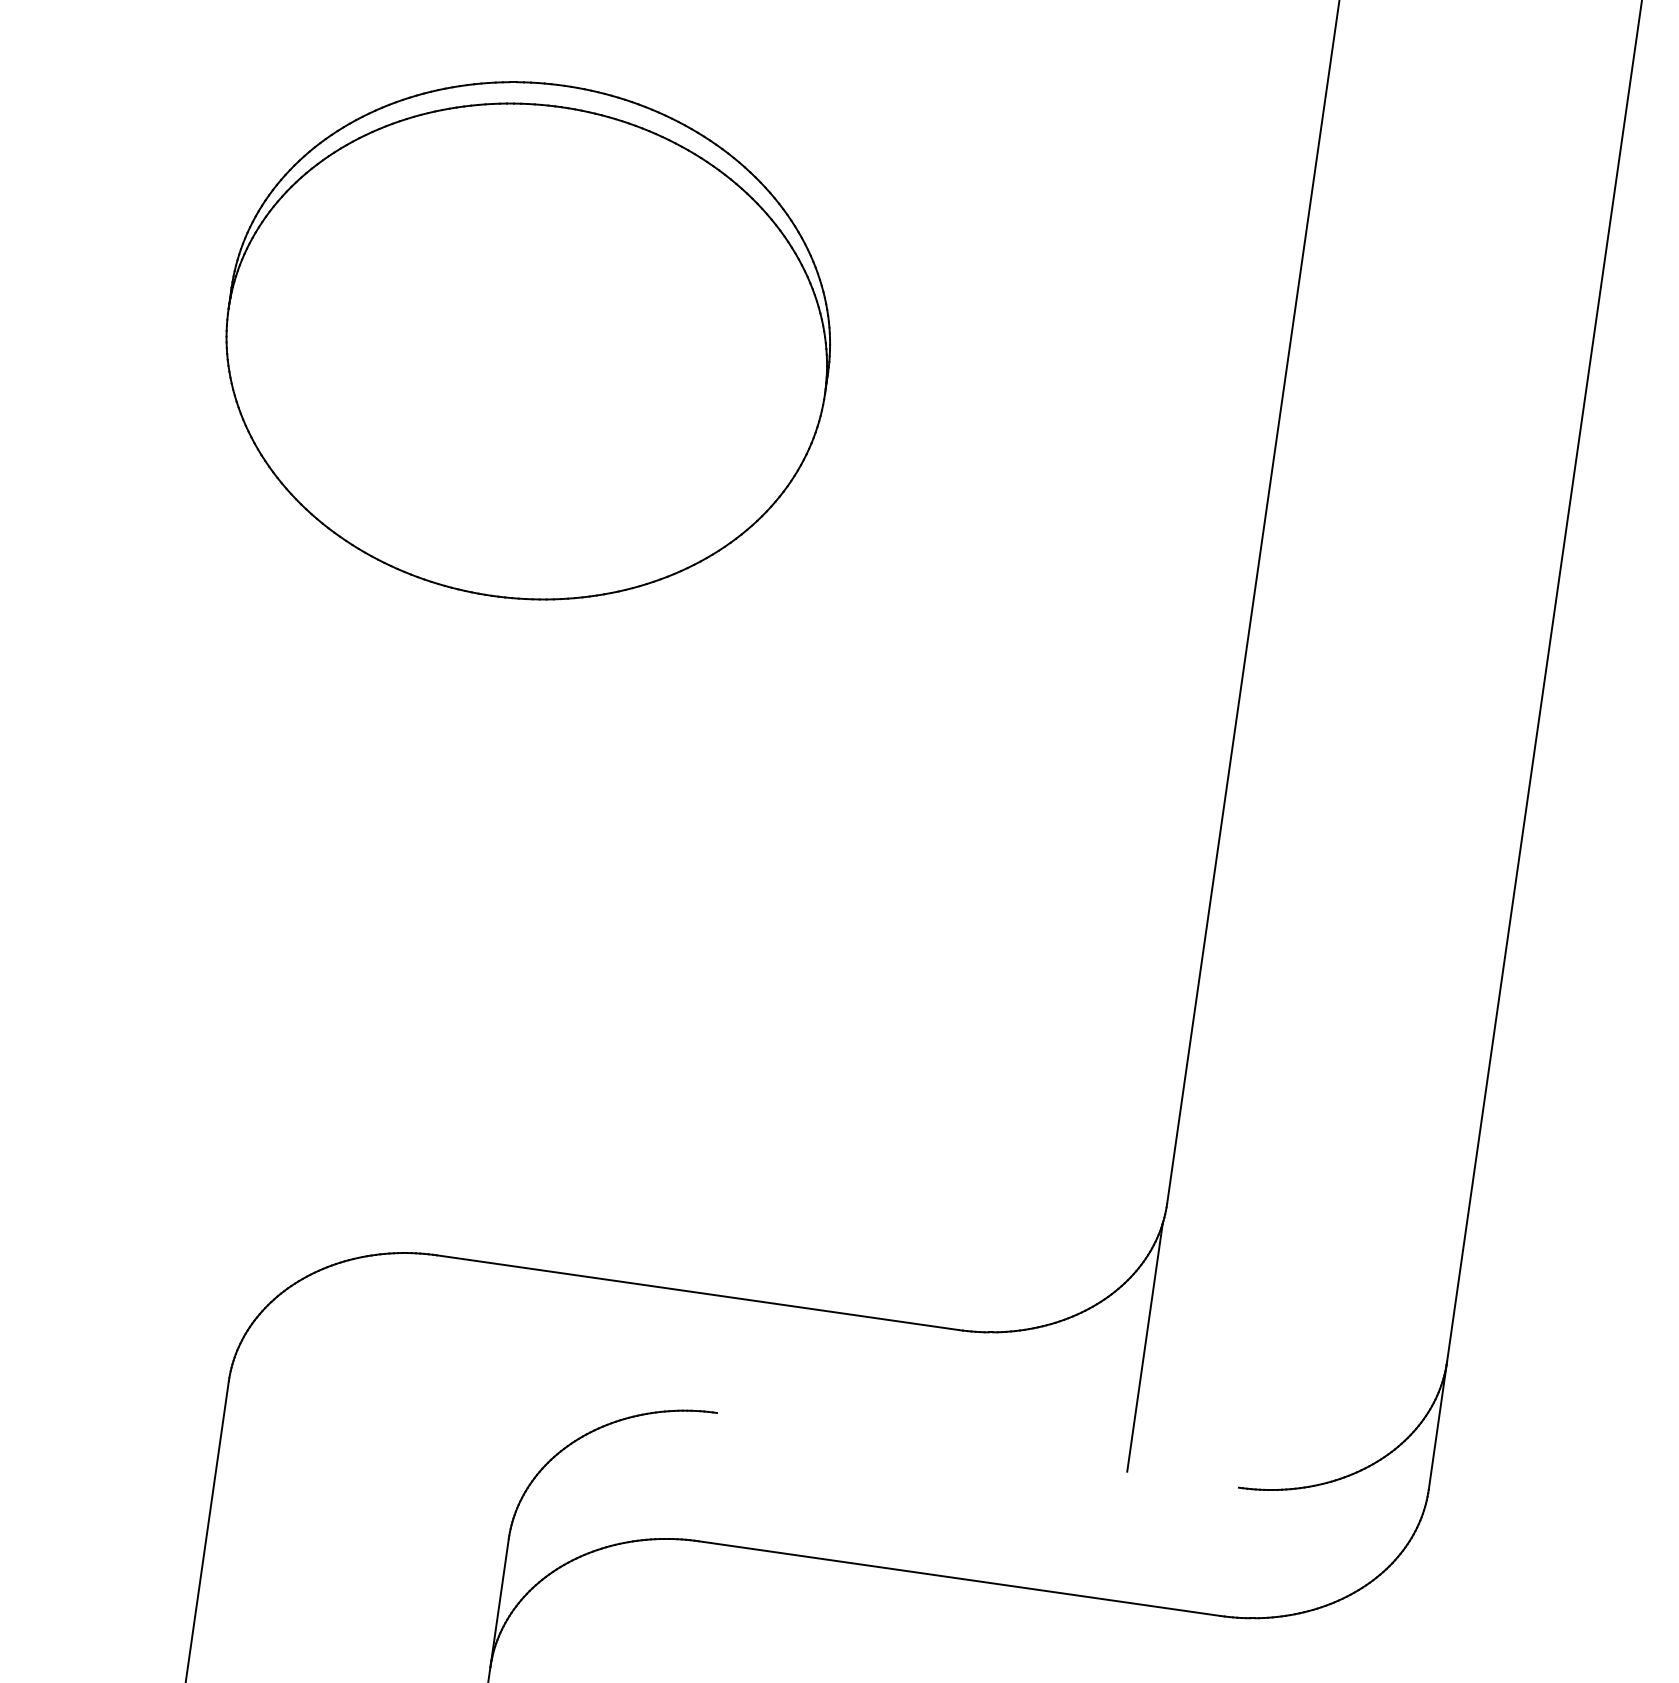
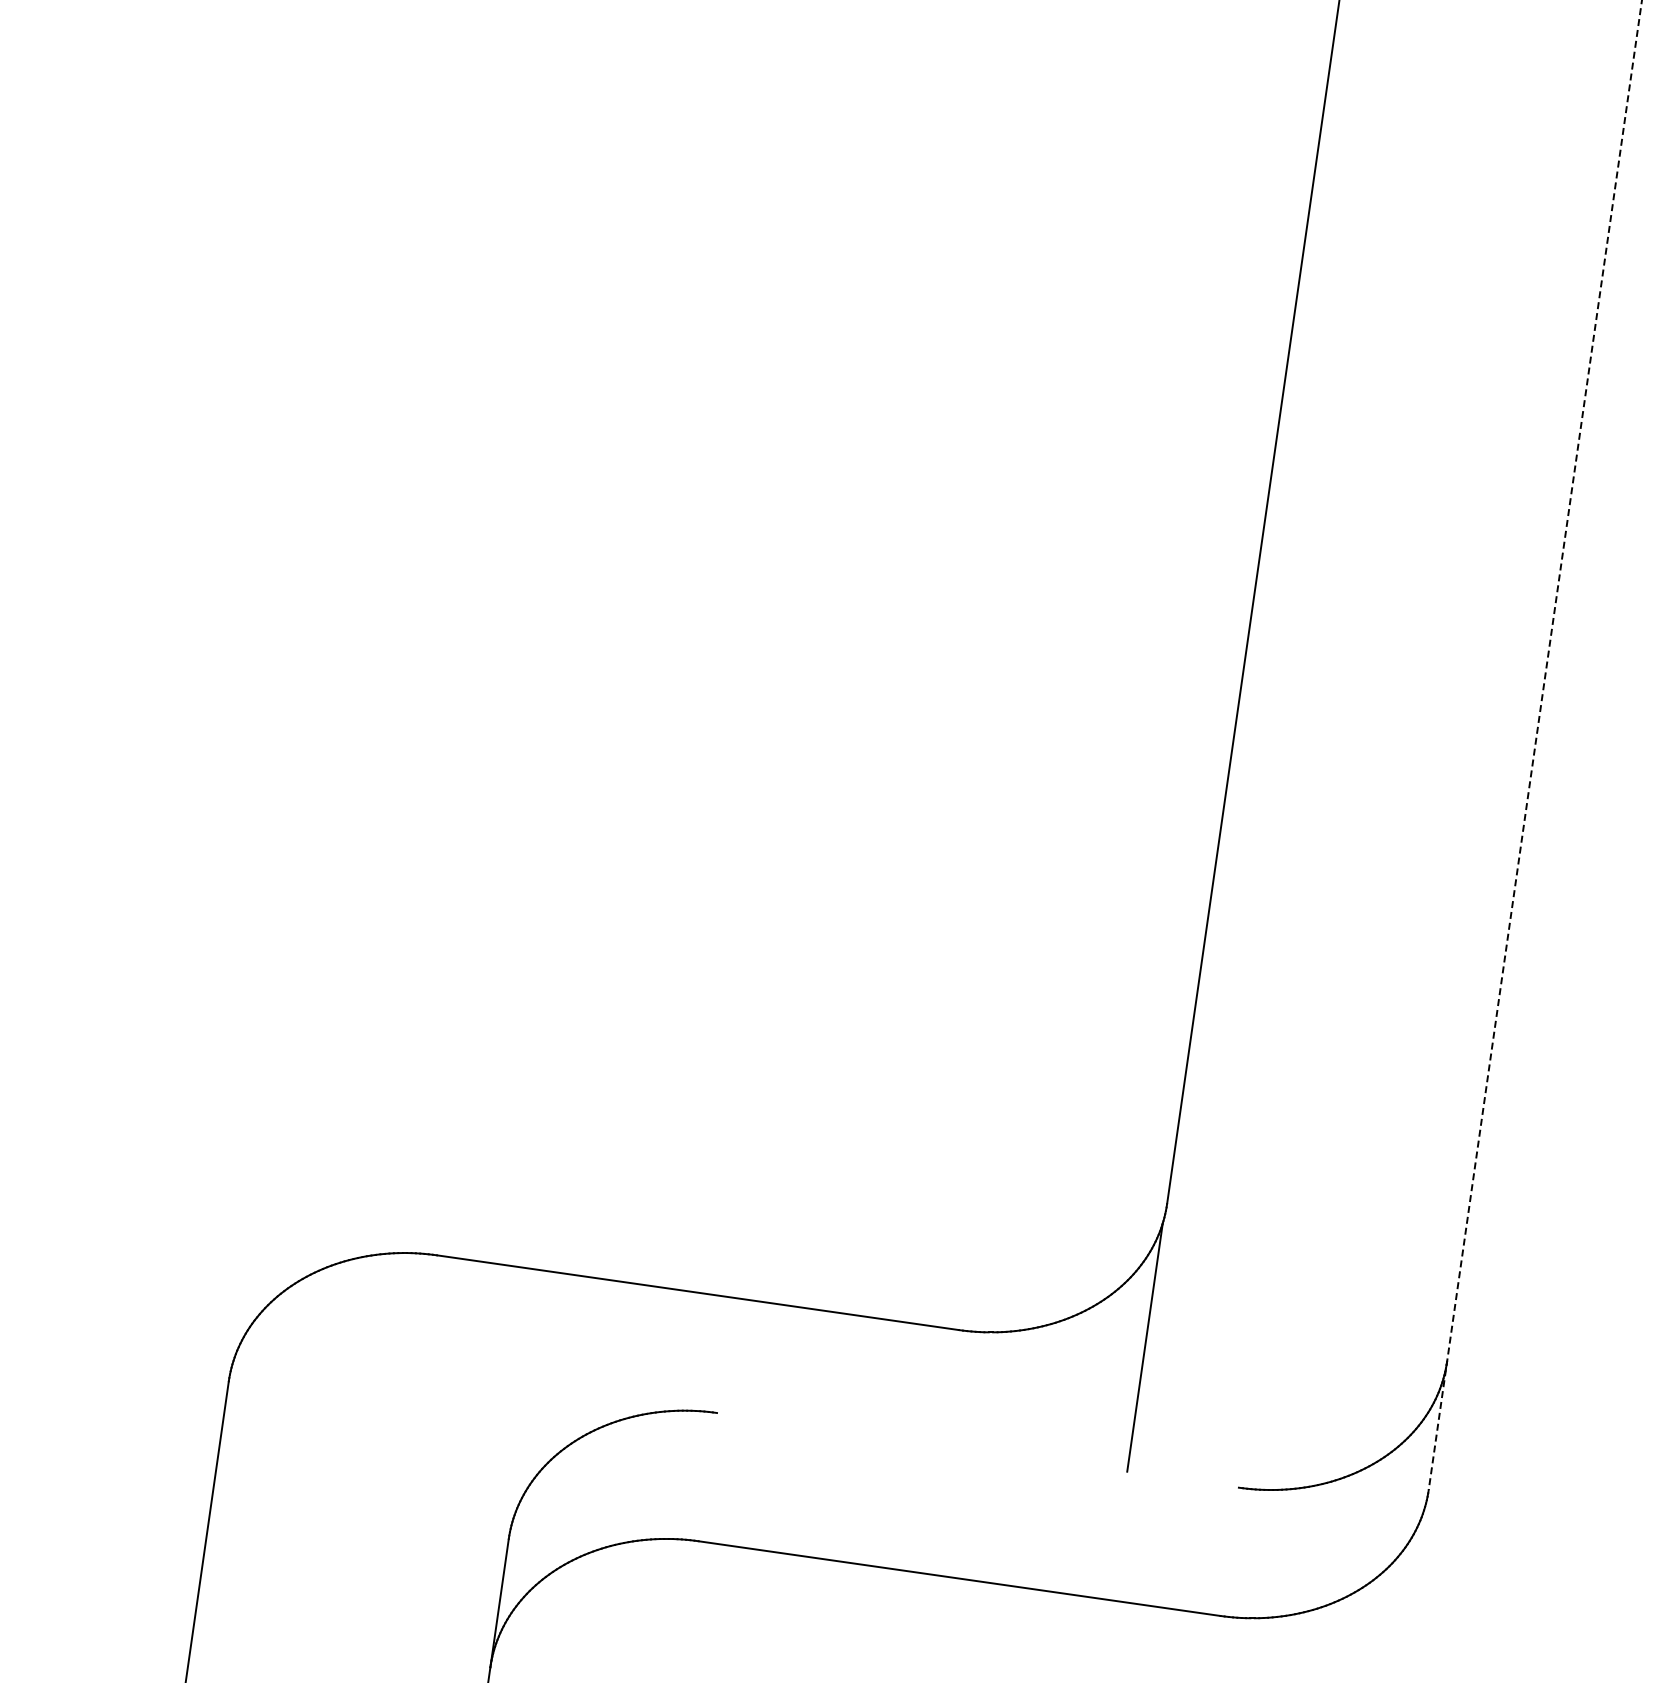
part: present -> none (528, 340)
line: solid -> dashed (1535, 745)
